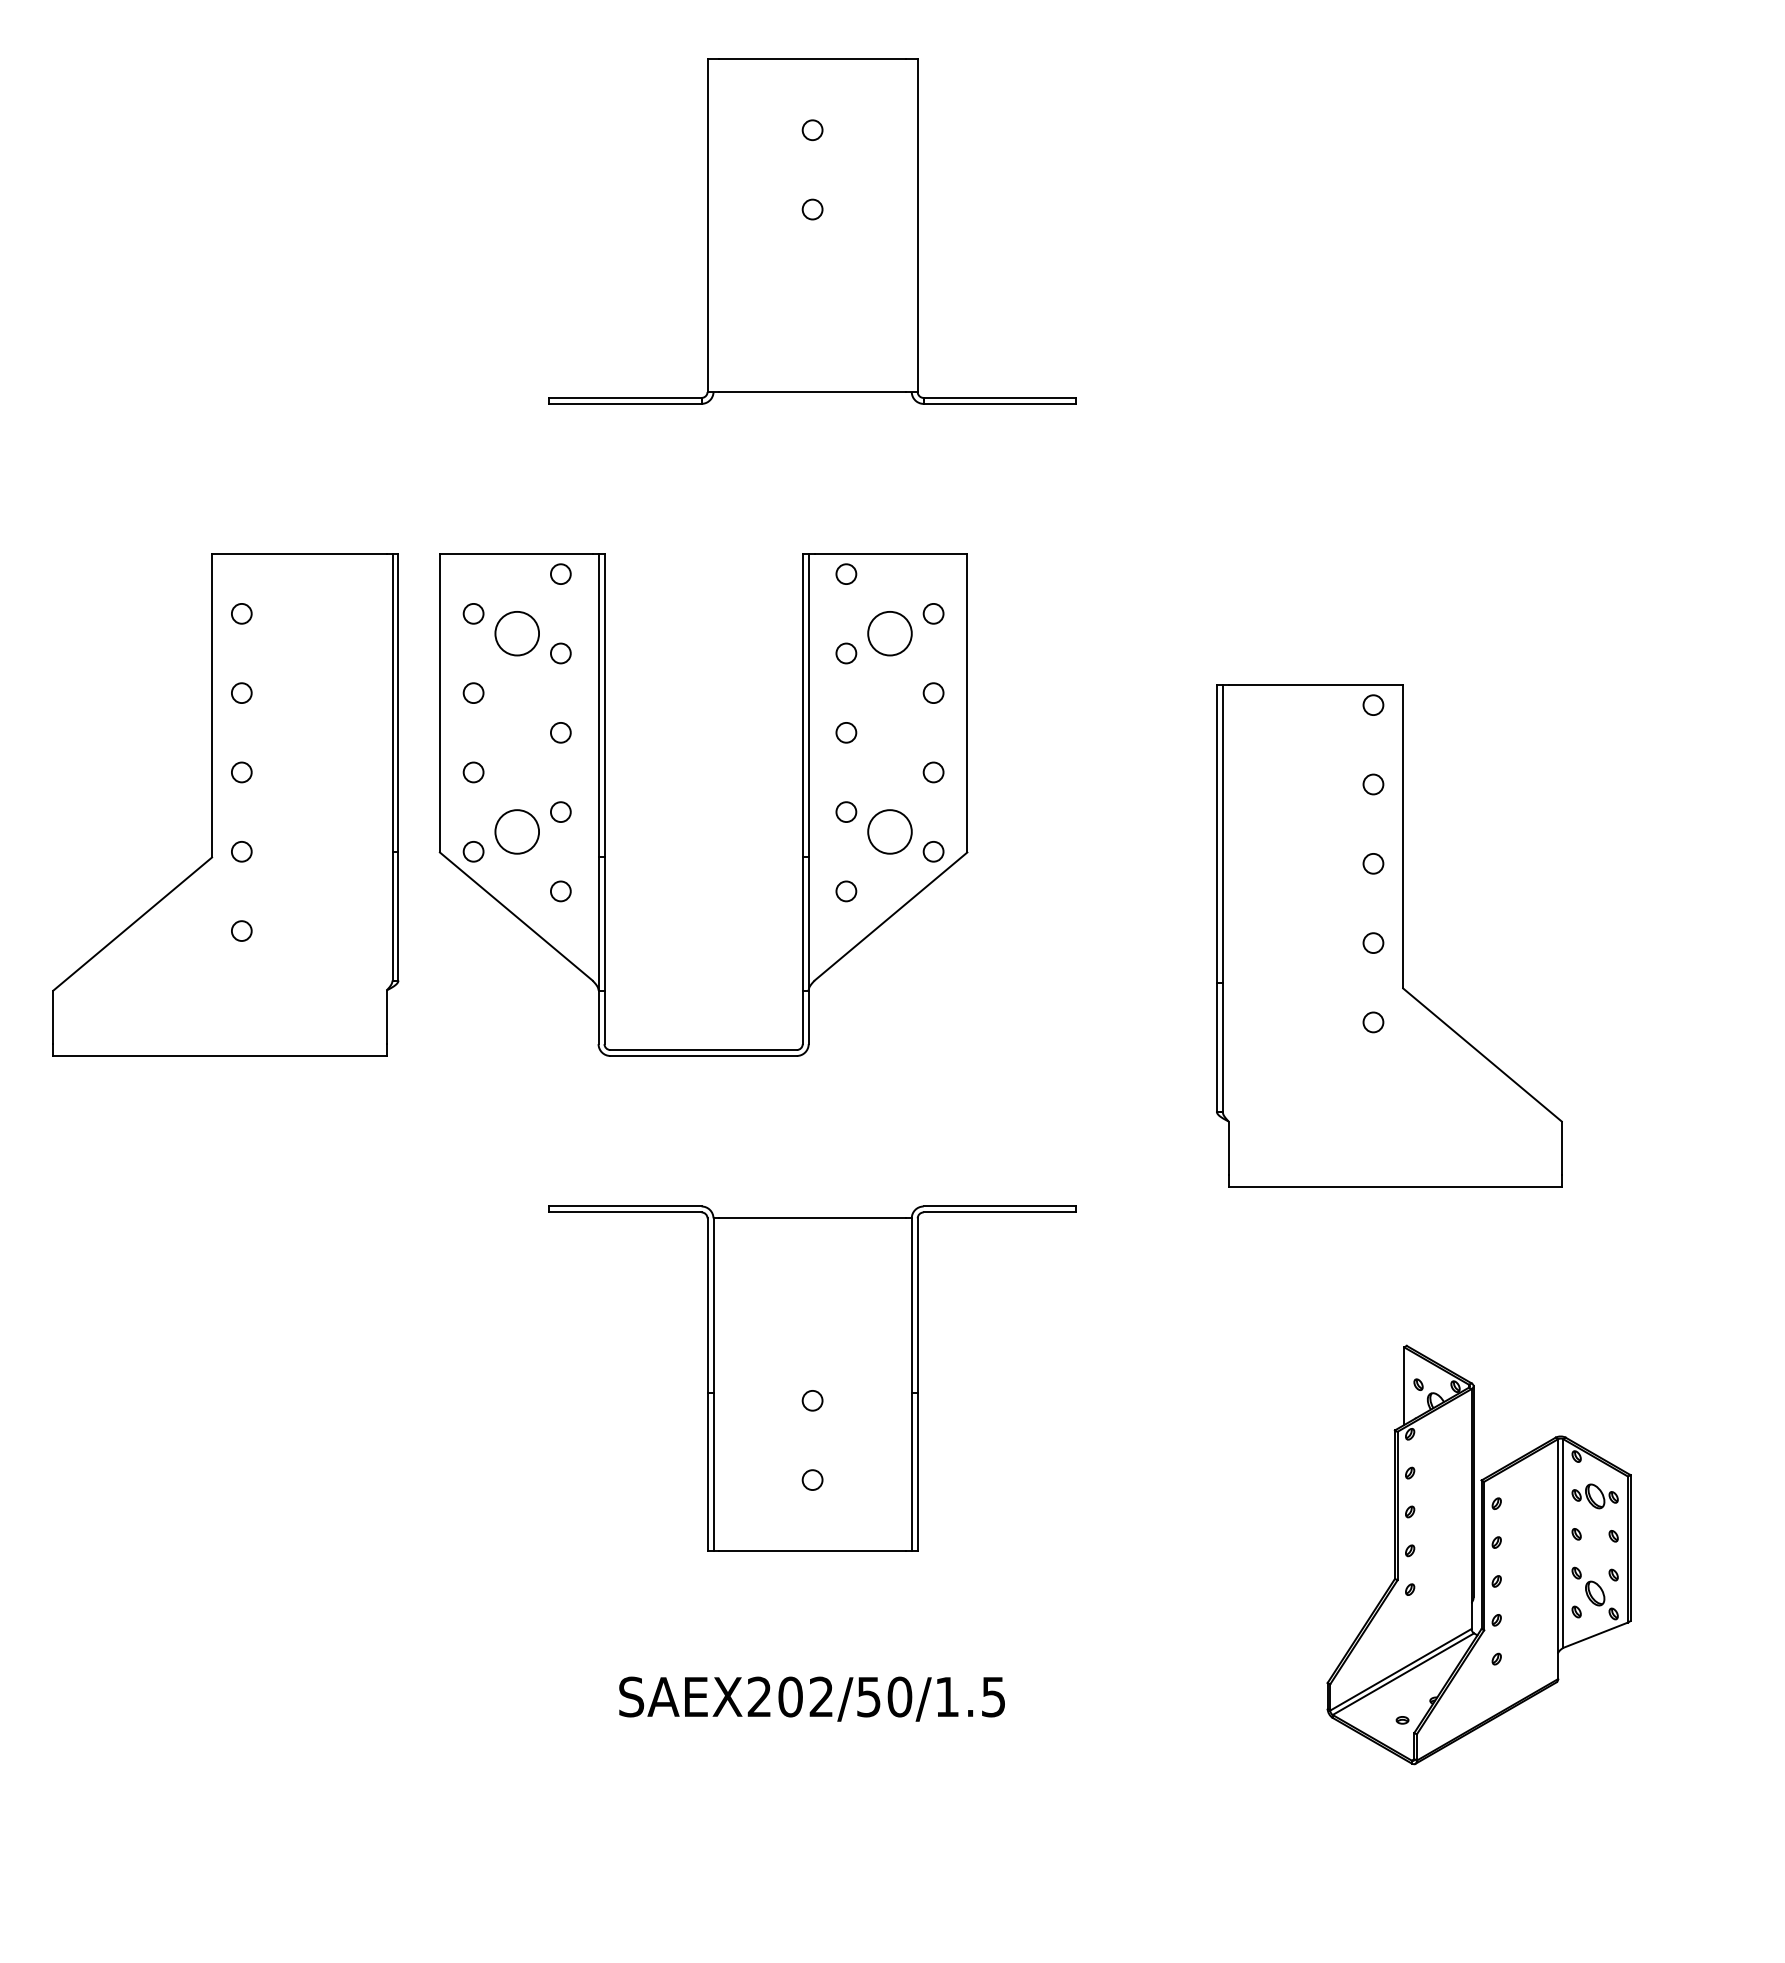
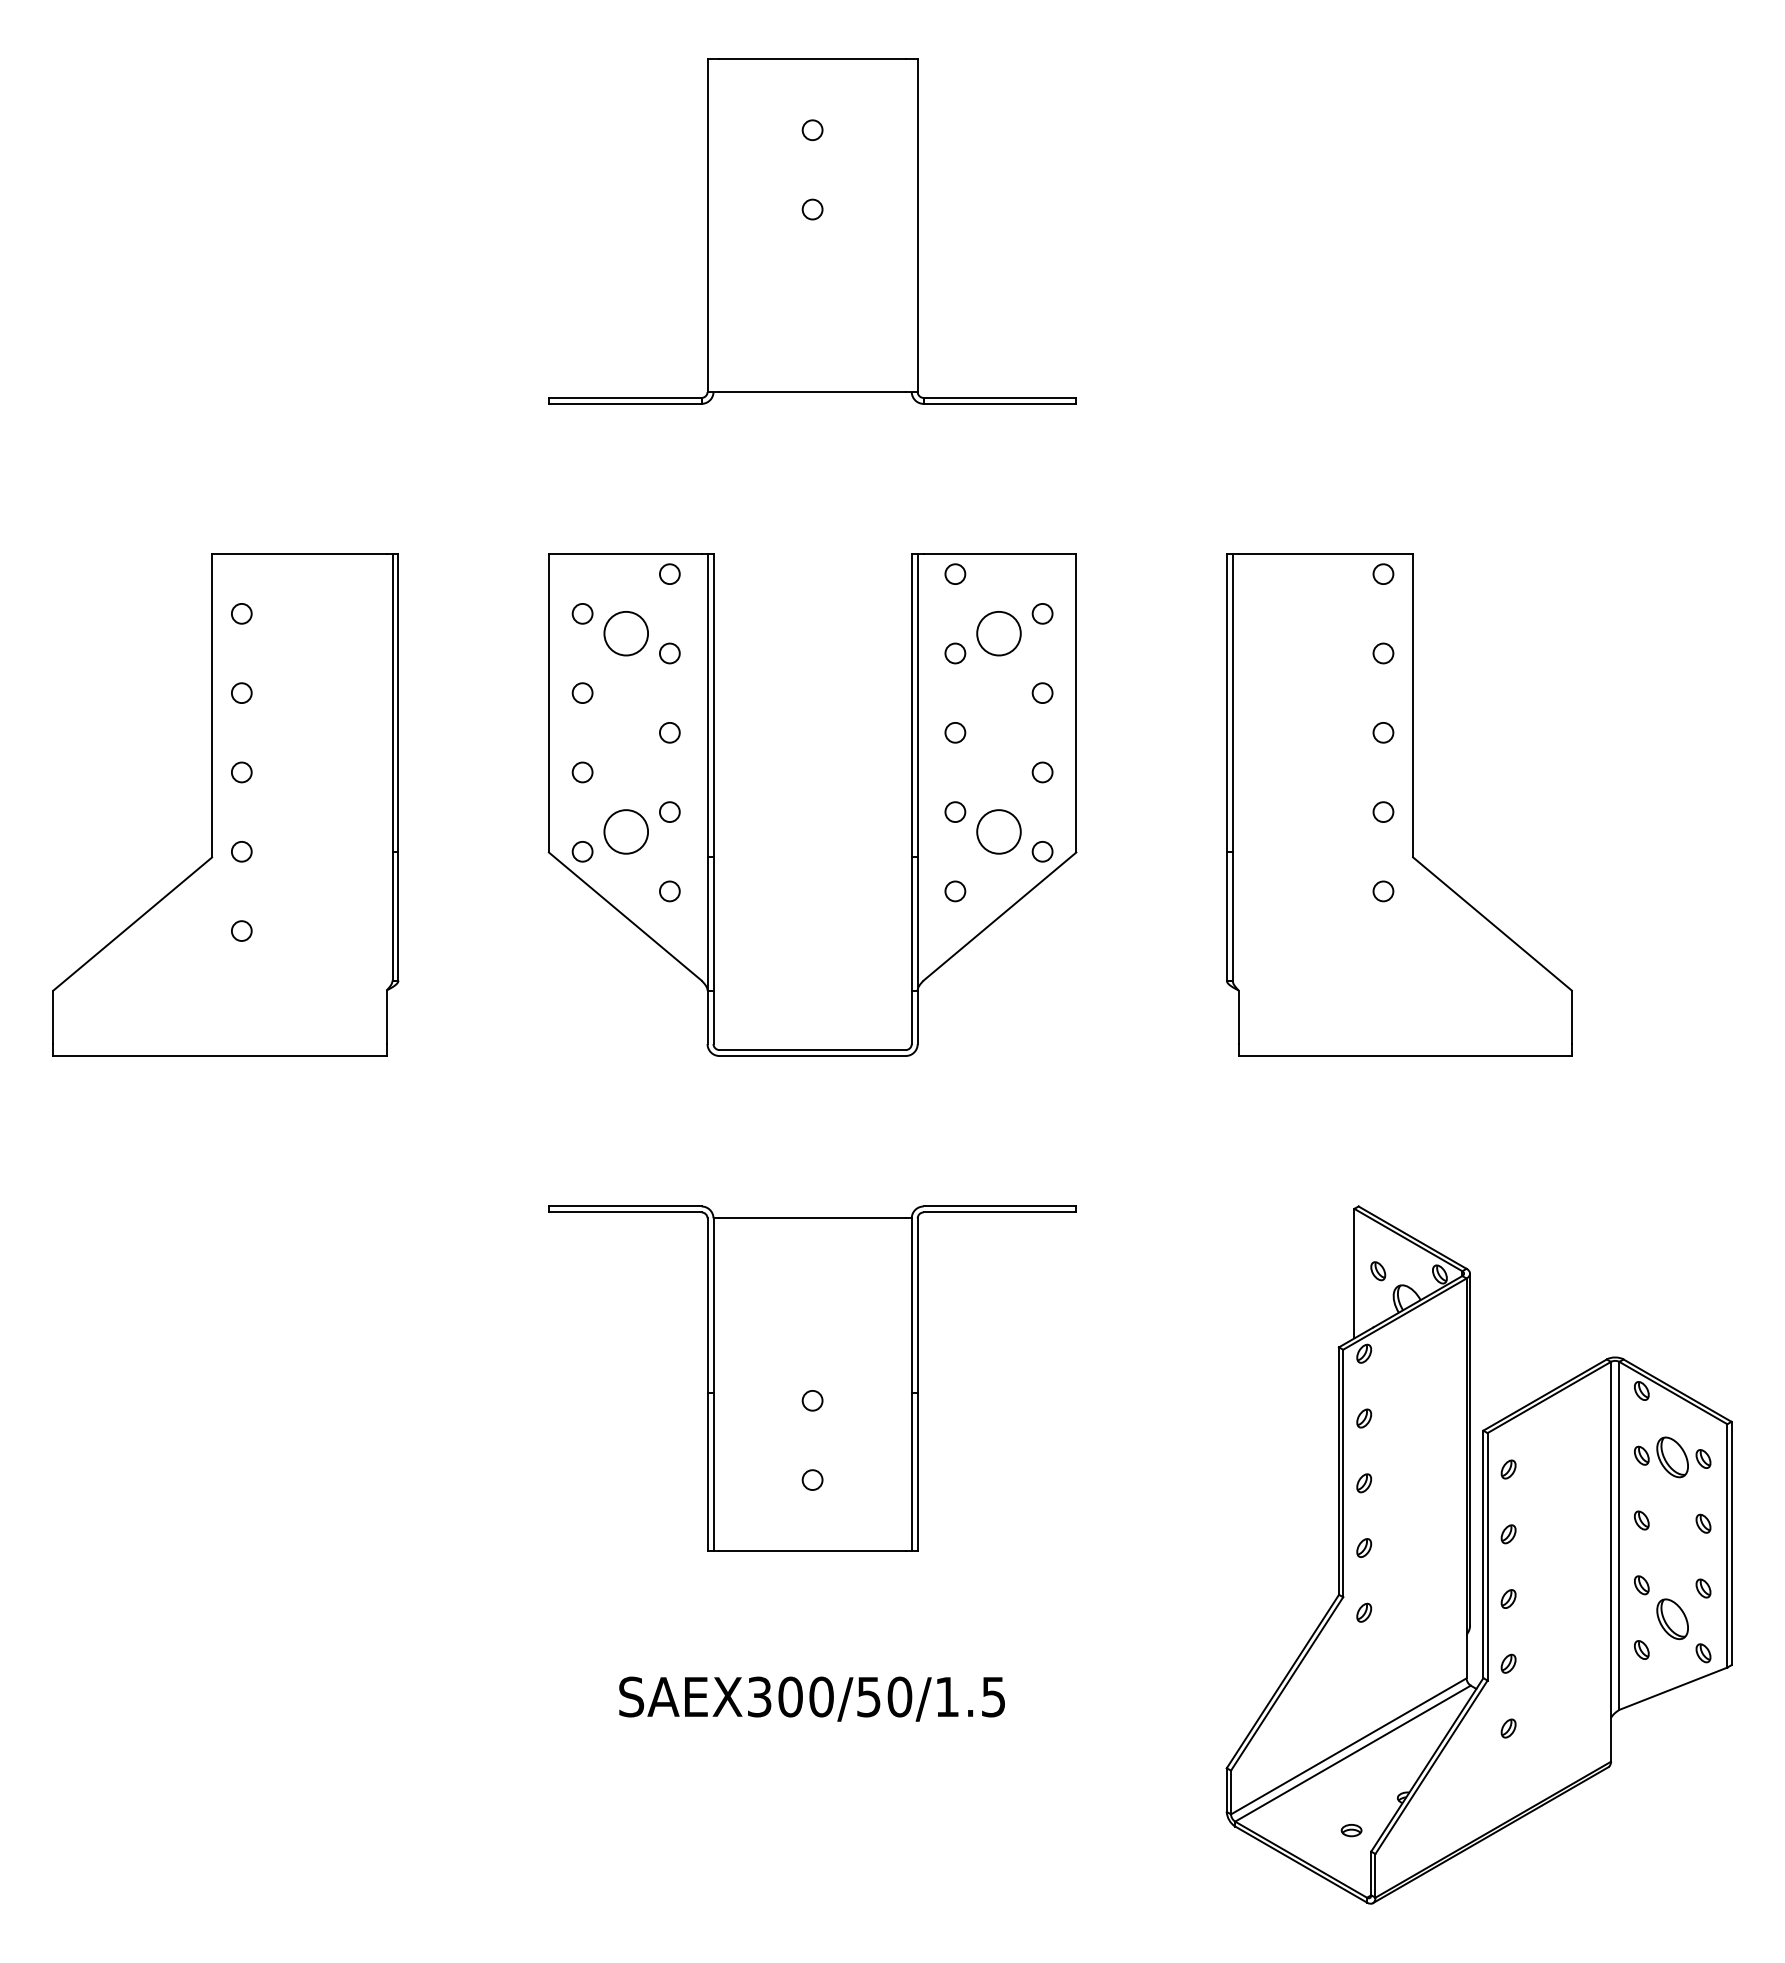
part position: (605, 804) -> (714, 804) (714, 804)
part position: (1389, 935) -> (1399, 804) (1399, 804)
part size: 306x422 px -> 508x700 px (1478, 1554)
text: SAEX202/50/1.5 -> SAEX300/50/1.5 (790, 1696)
